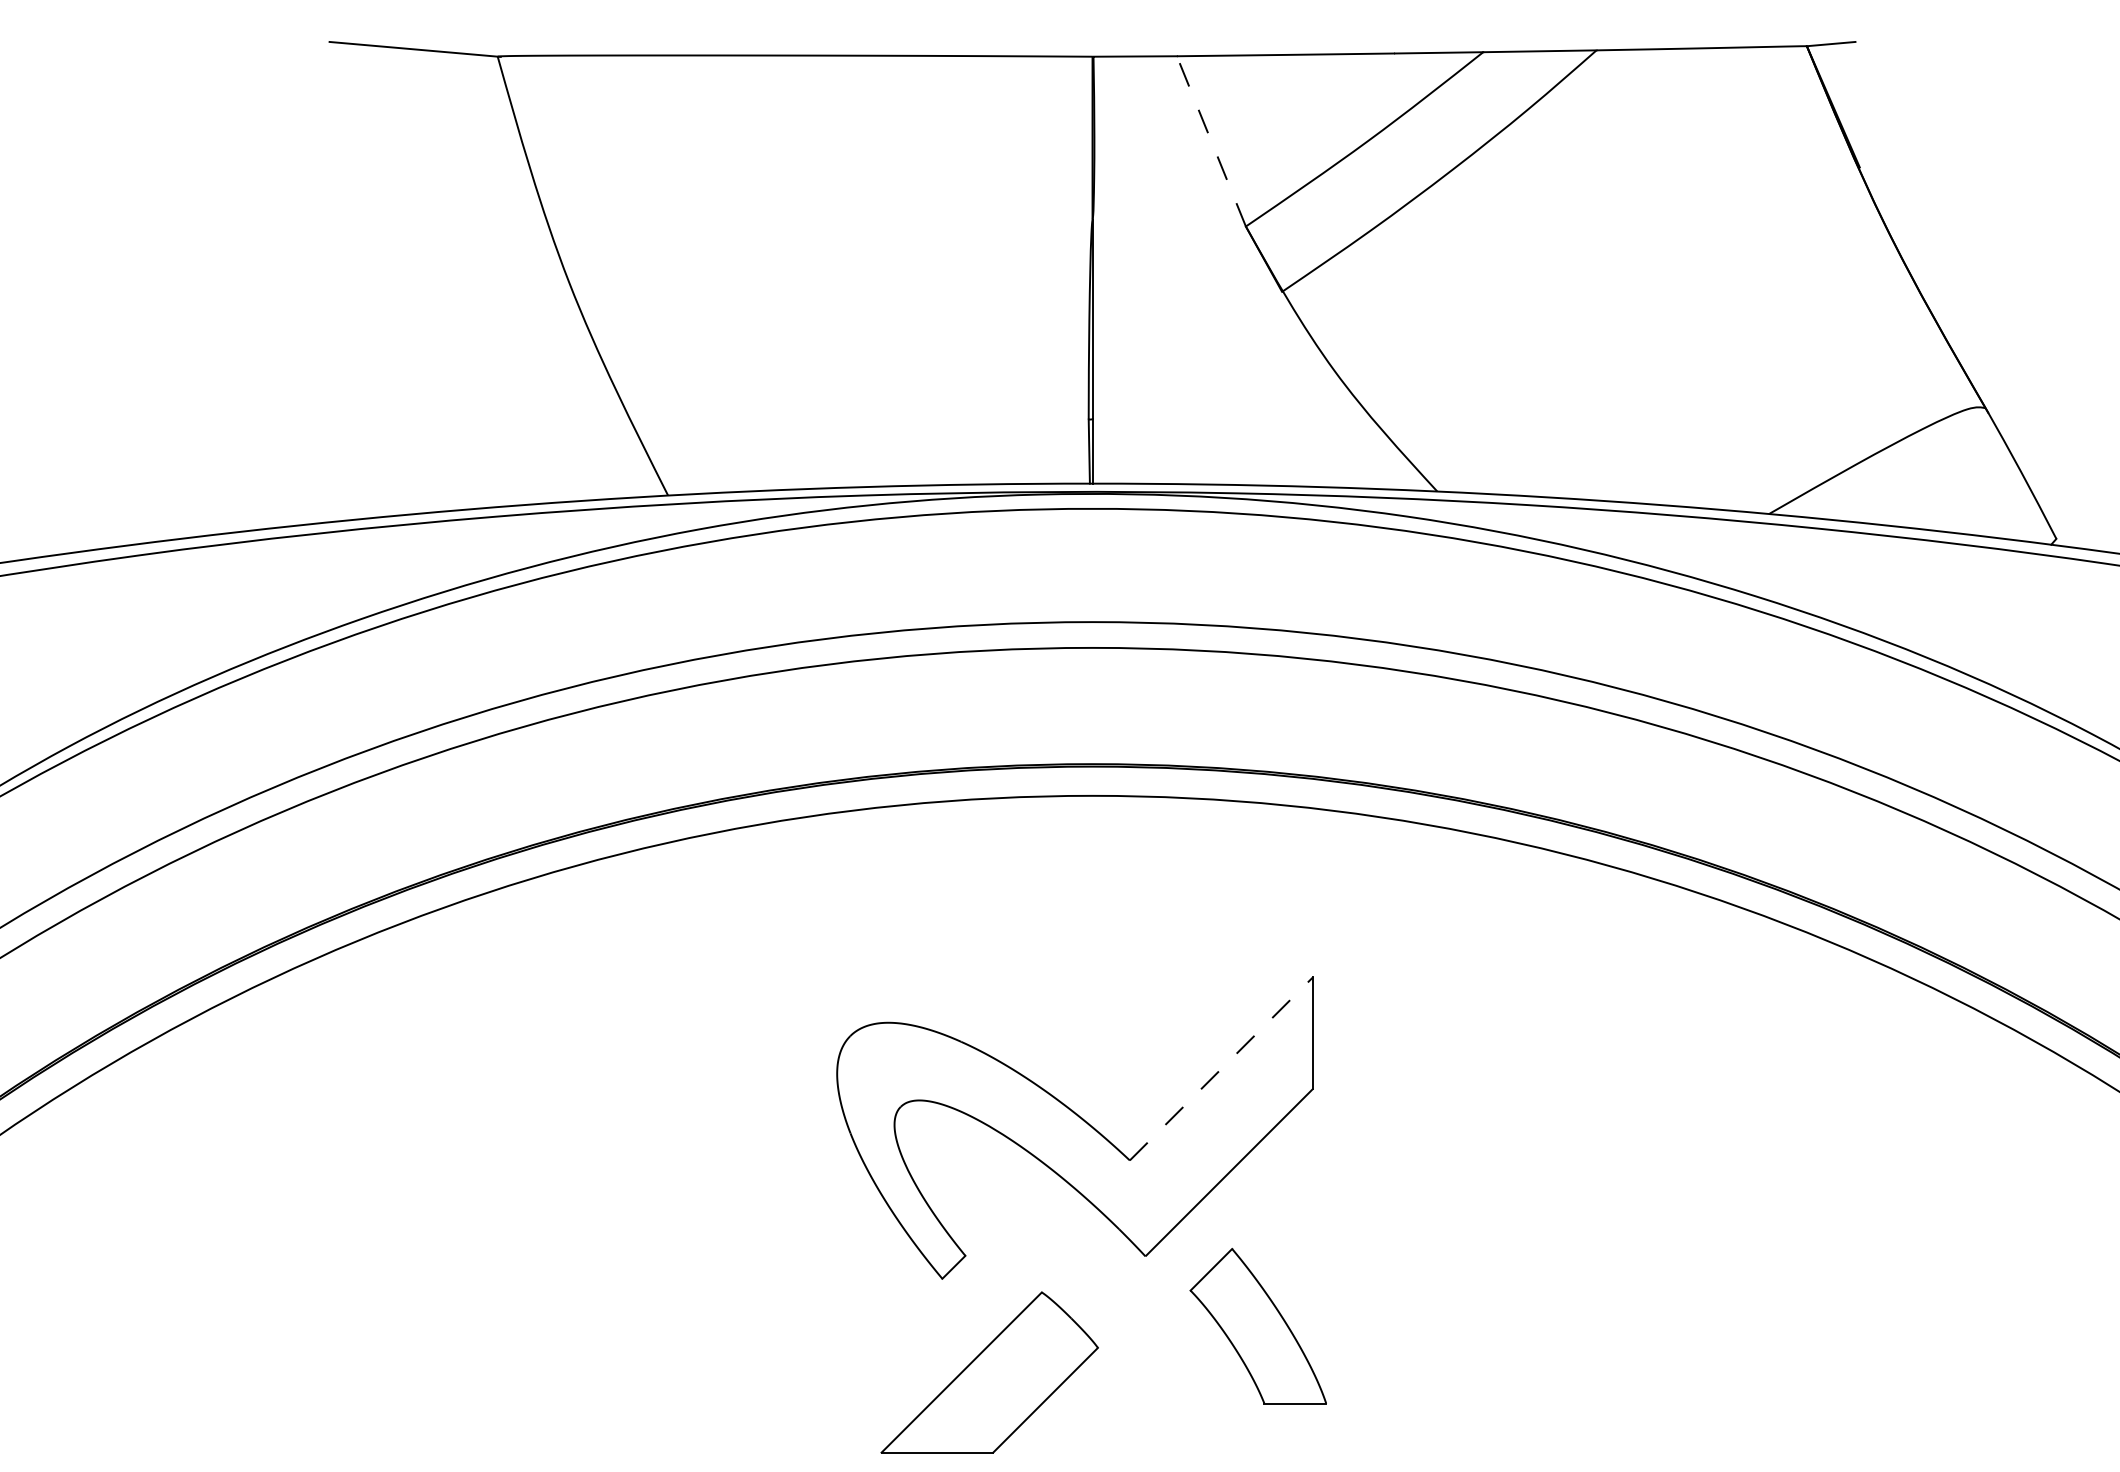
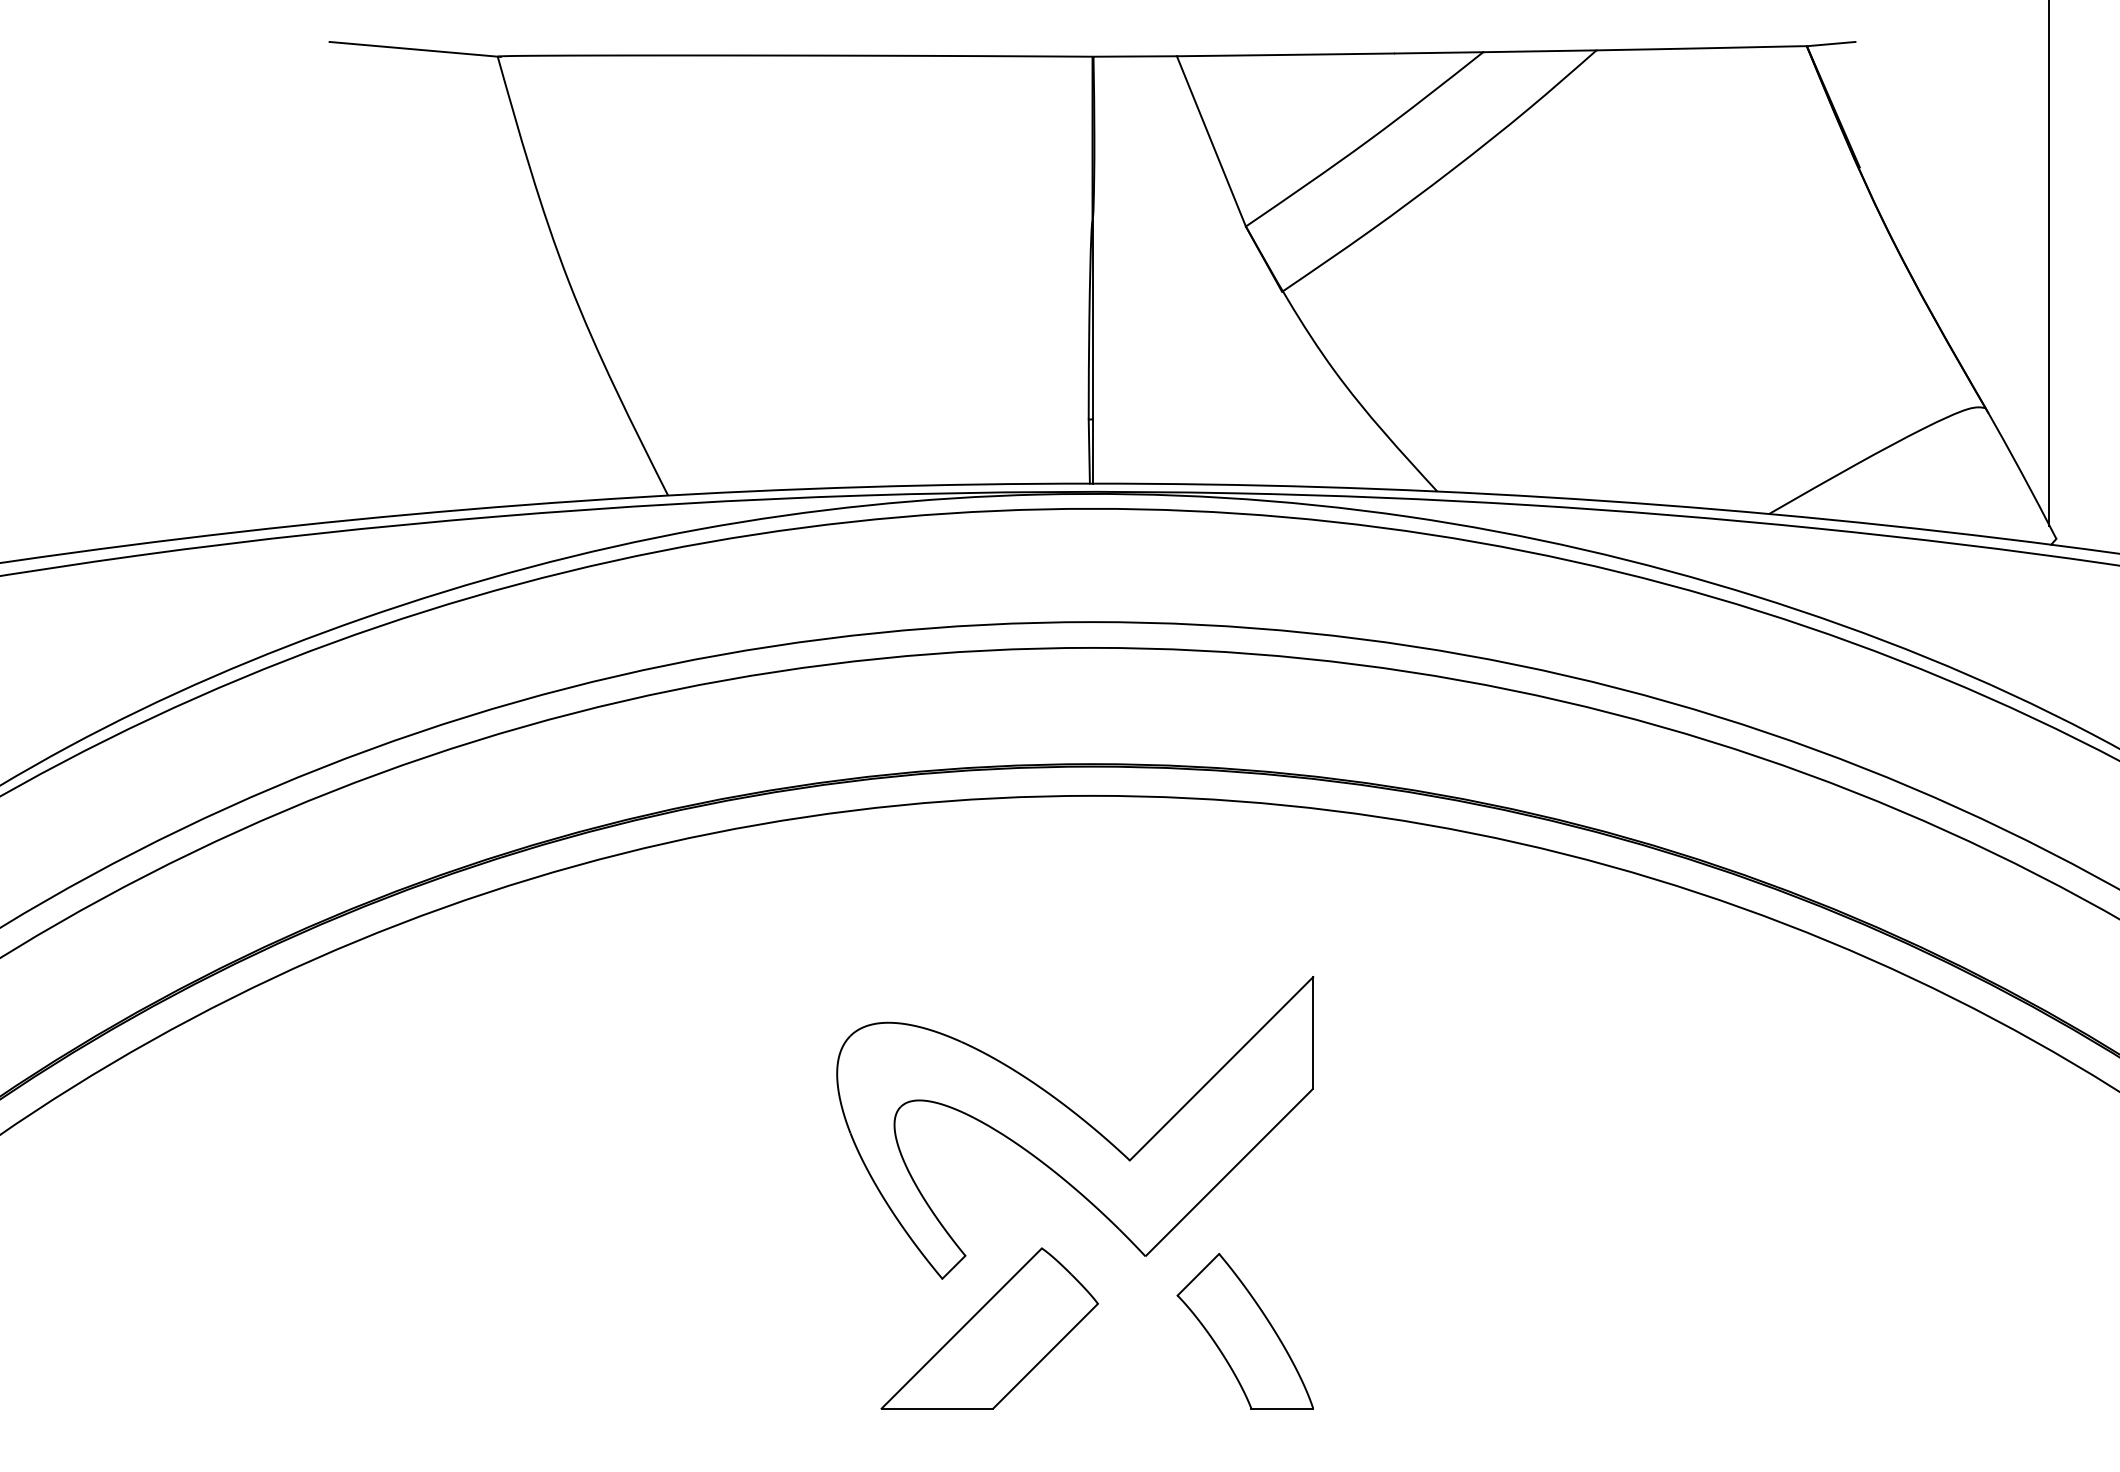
line: dashed -> solid (1211, 141)
line: none -> present (2049, 263)
line: dashed -> solid (1221, 1068)
part position: (1257, 1326) -> (1244, 1331) (1244, 1331)
part position: (989, 1372) -> (989, 1328) (989, 1328)
